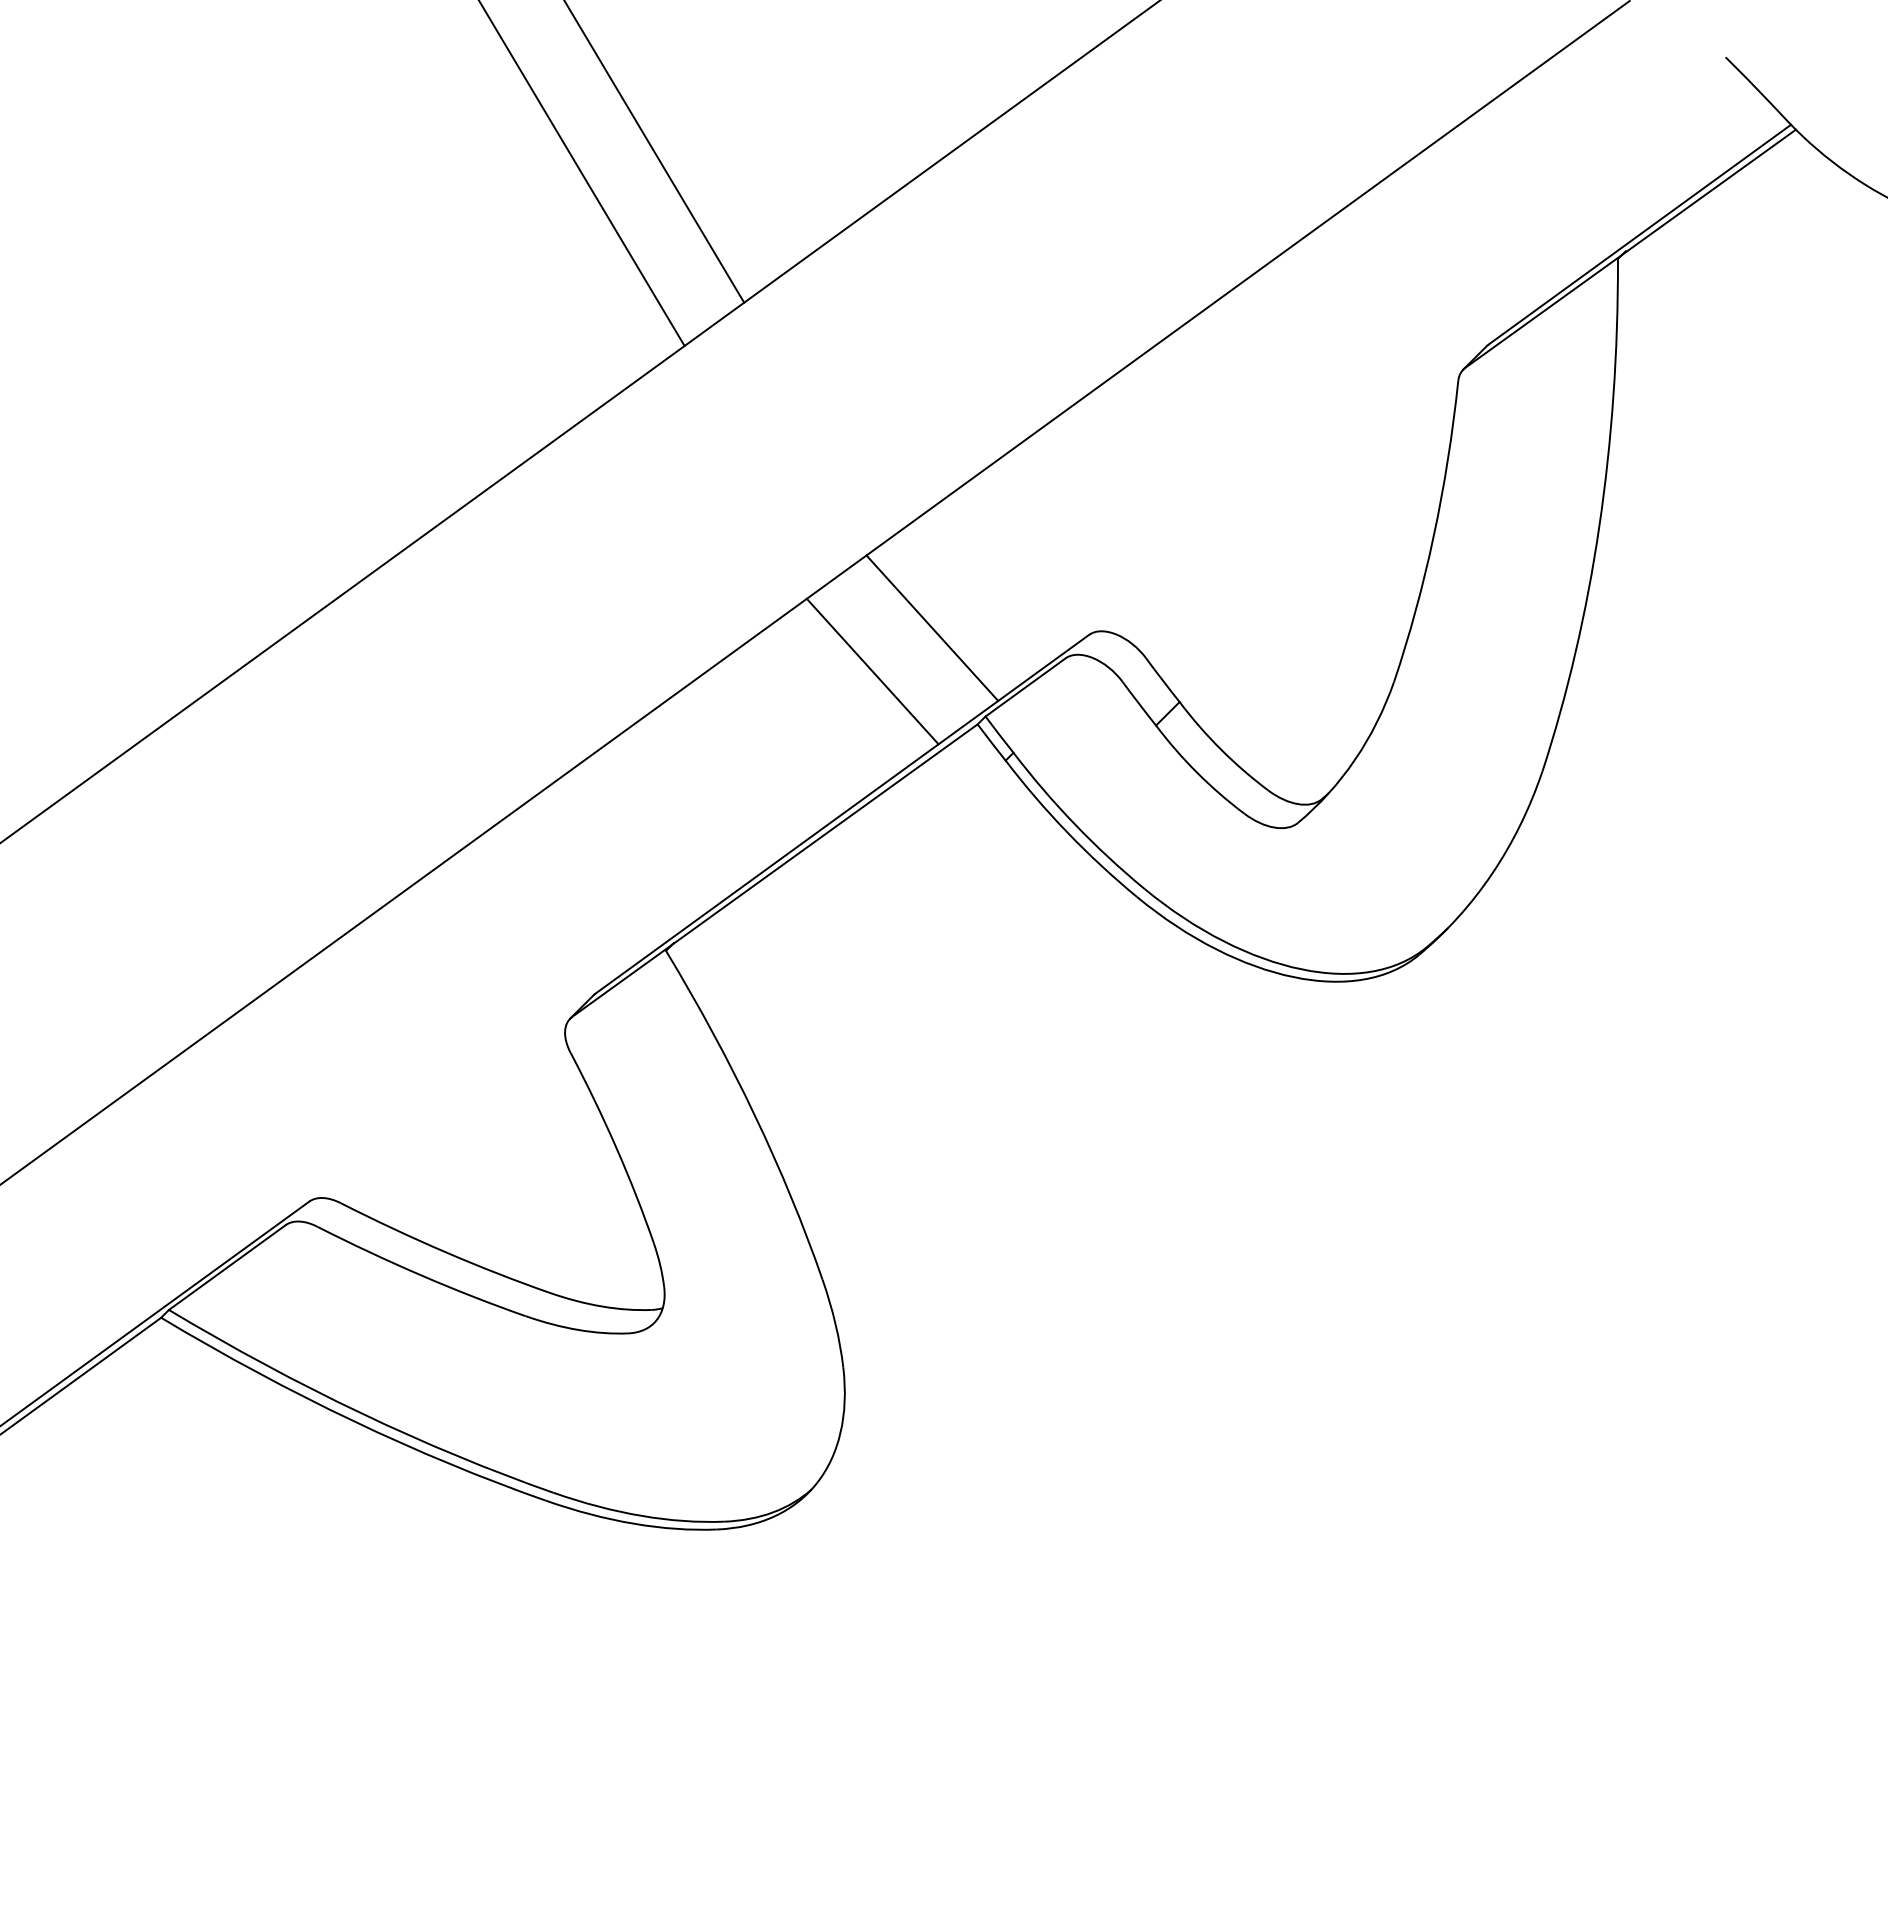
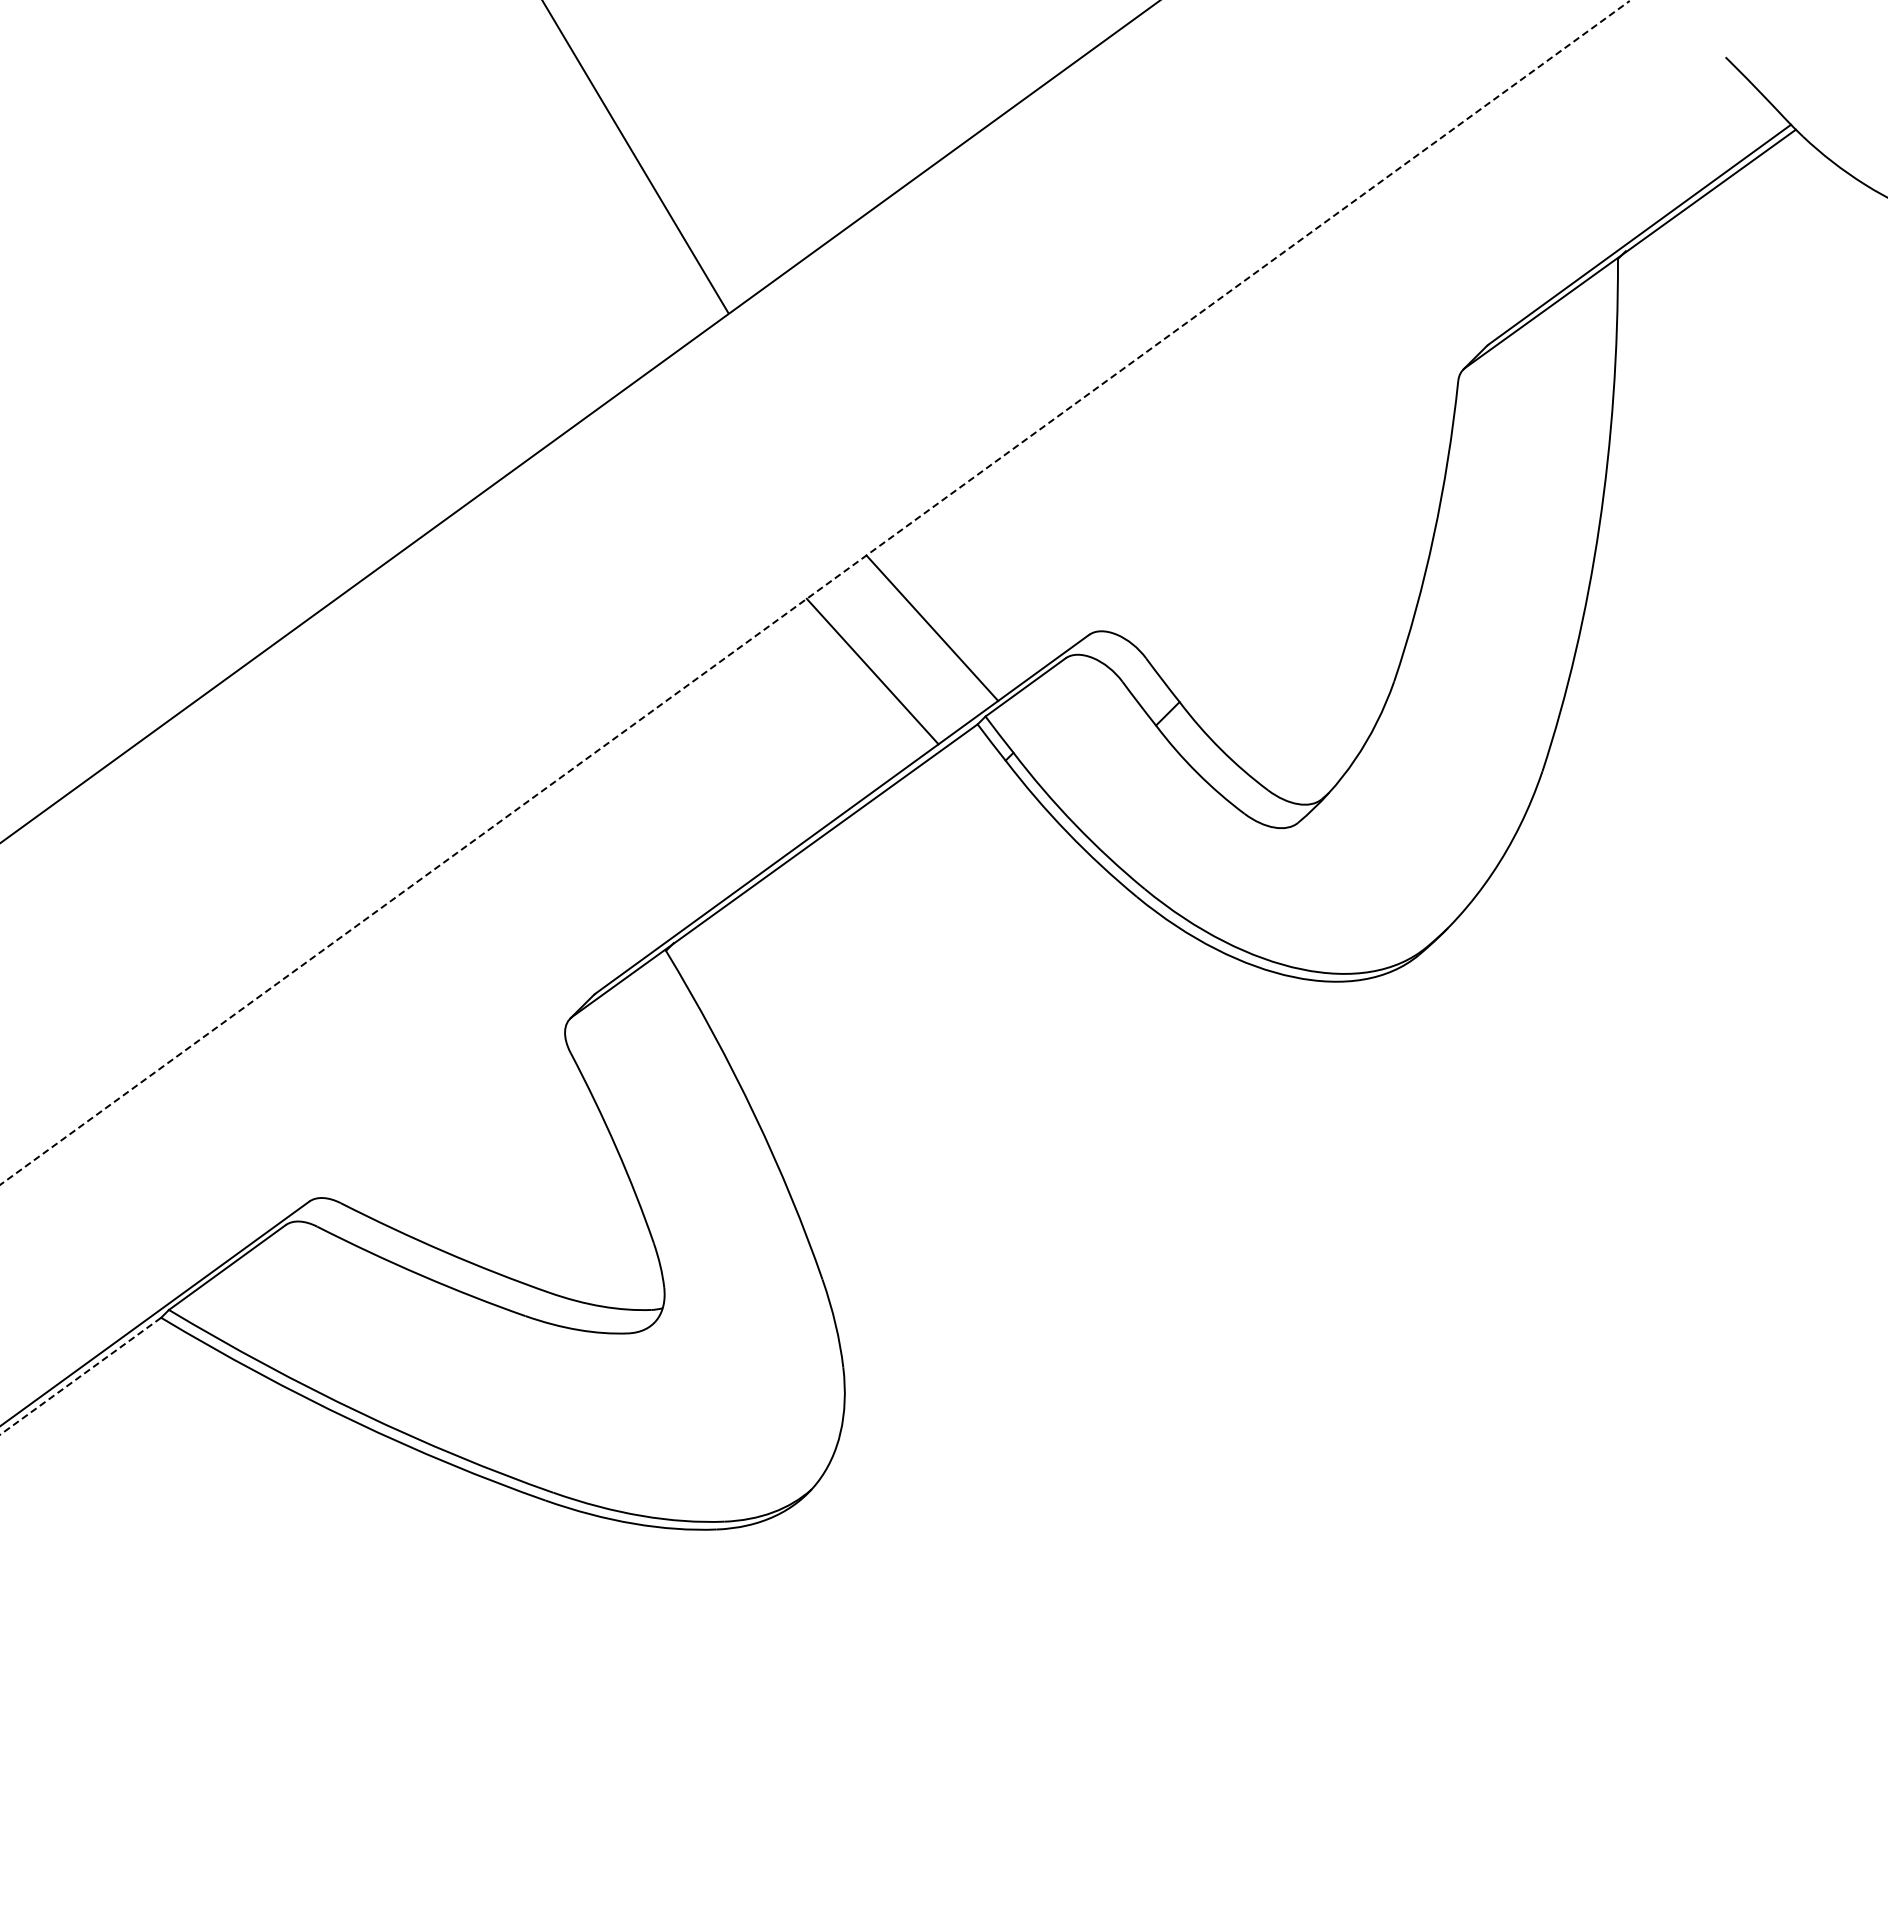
line position: (654, 152) -> (635, 157) (635, 157)
line: present -> none (581, 173)
line: solid -> dashed (815, 592)
line: solid -> dashed (80, 1376)
